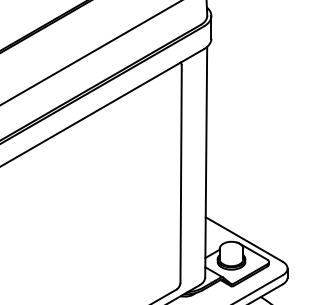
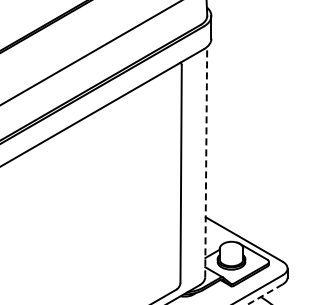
line: solid -> dashed (206, 161)
line: solid -> dashed (264, 294)
